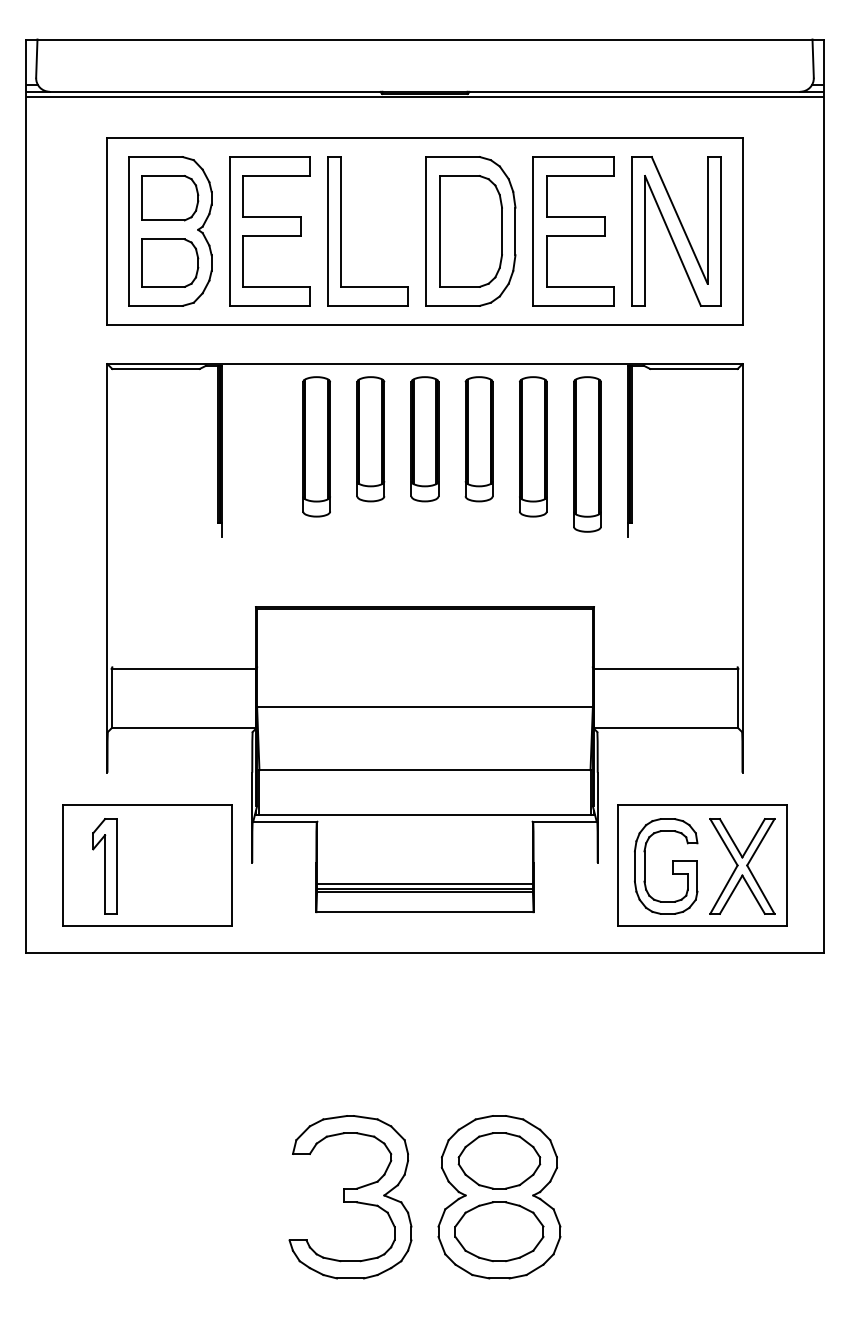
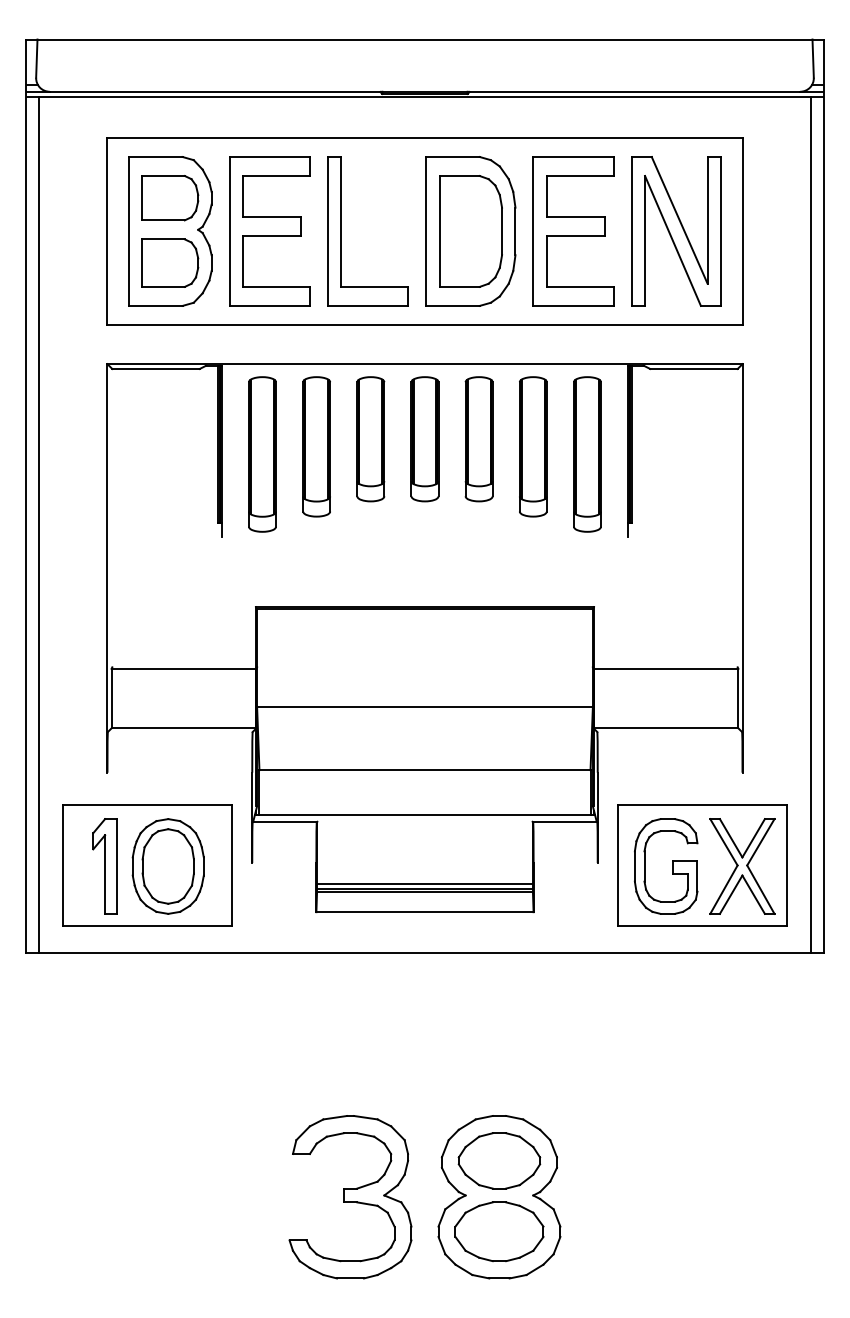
part: none -> present (262, 454)
line: none -> present (39, 525)
line: none -> present (810, 525)
part: none -> present (167, 866)
